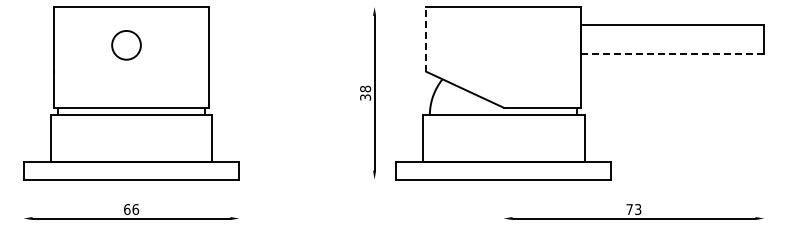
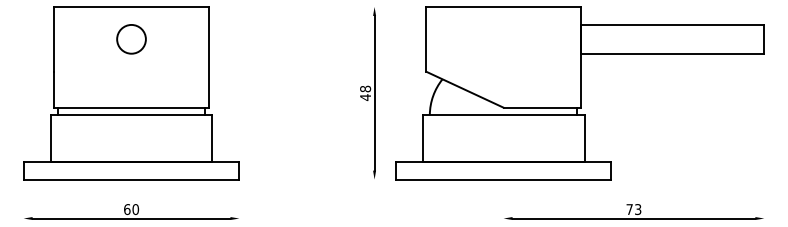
line: dashed -> solid (426, 38)
circle position: (126, 45) -> (131, 39) (131, 39)
line: dashed -> solid (672, 53)
text: 38 -> 48 (365, 97)
text: 66 -> 60 (135, 209)
